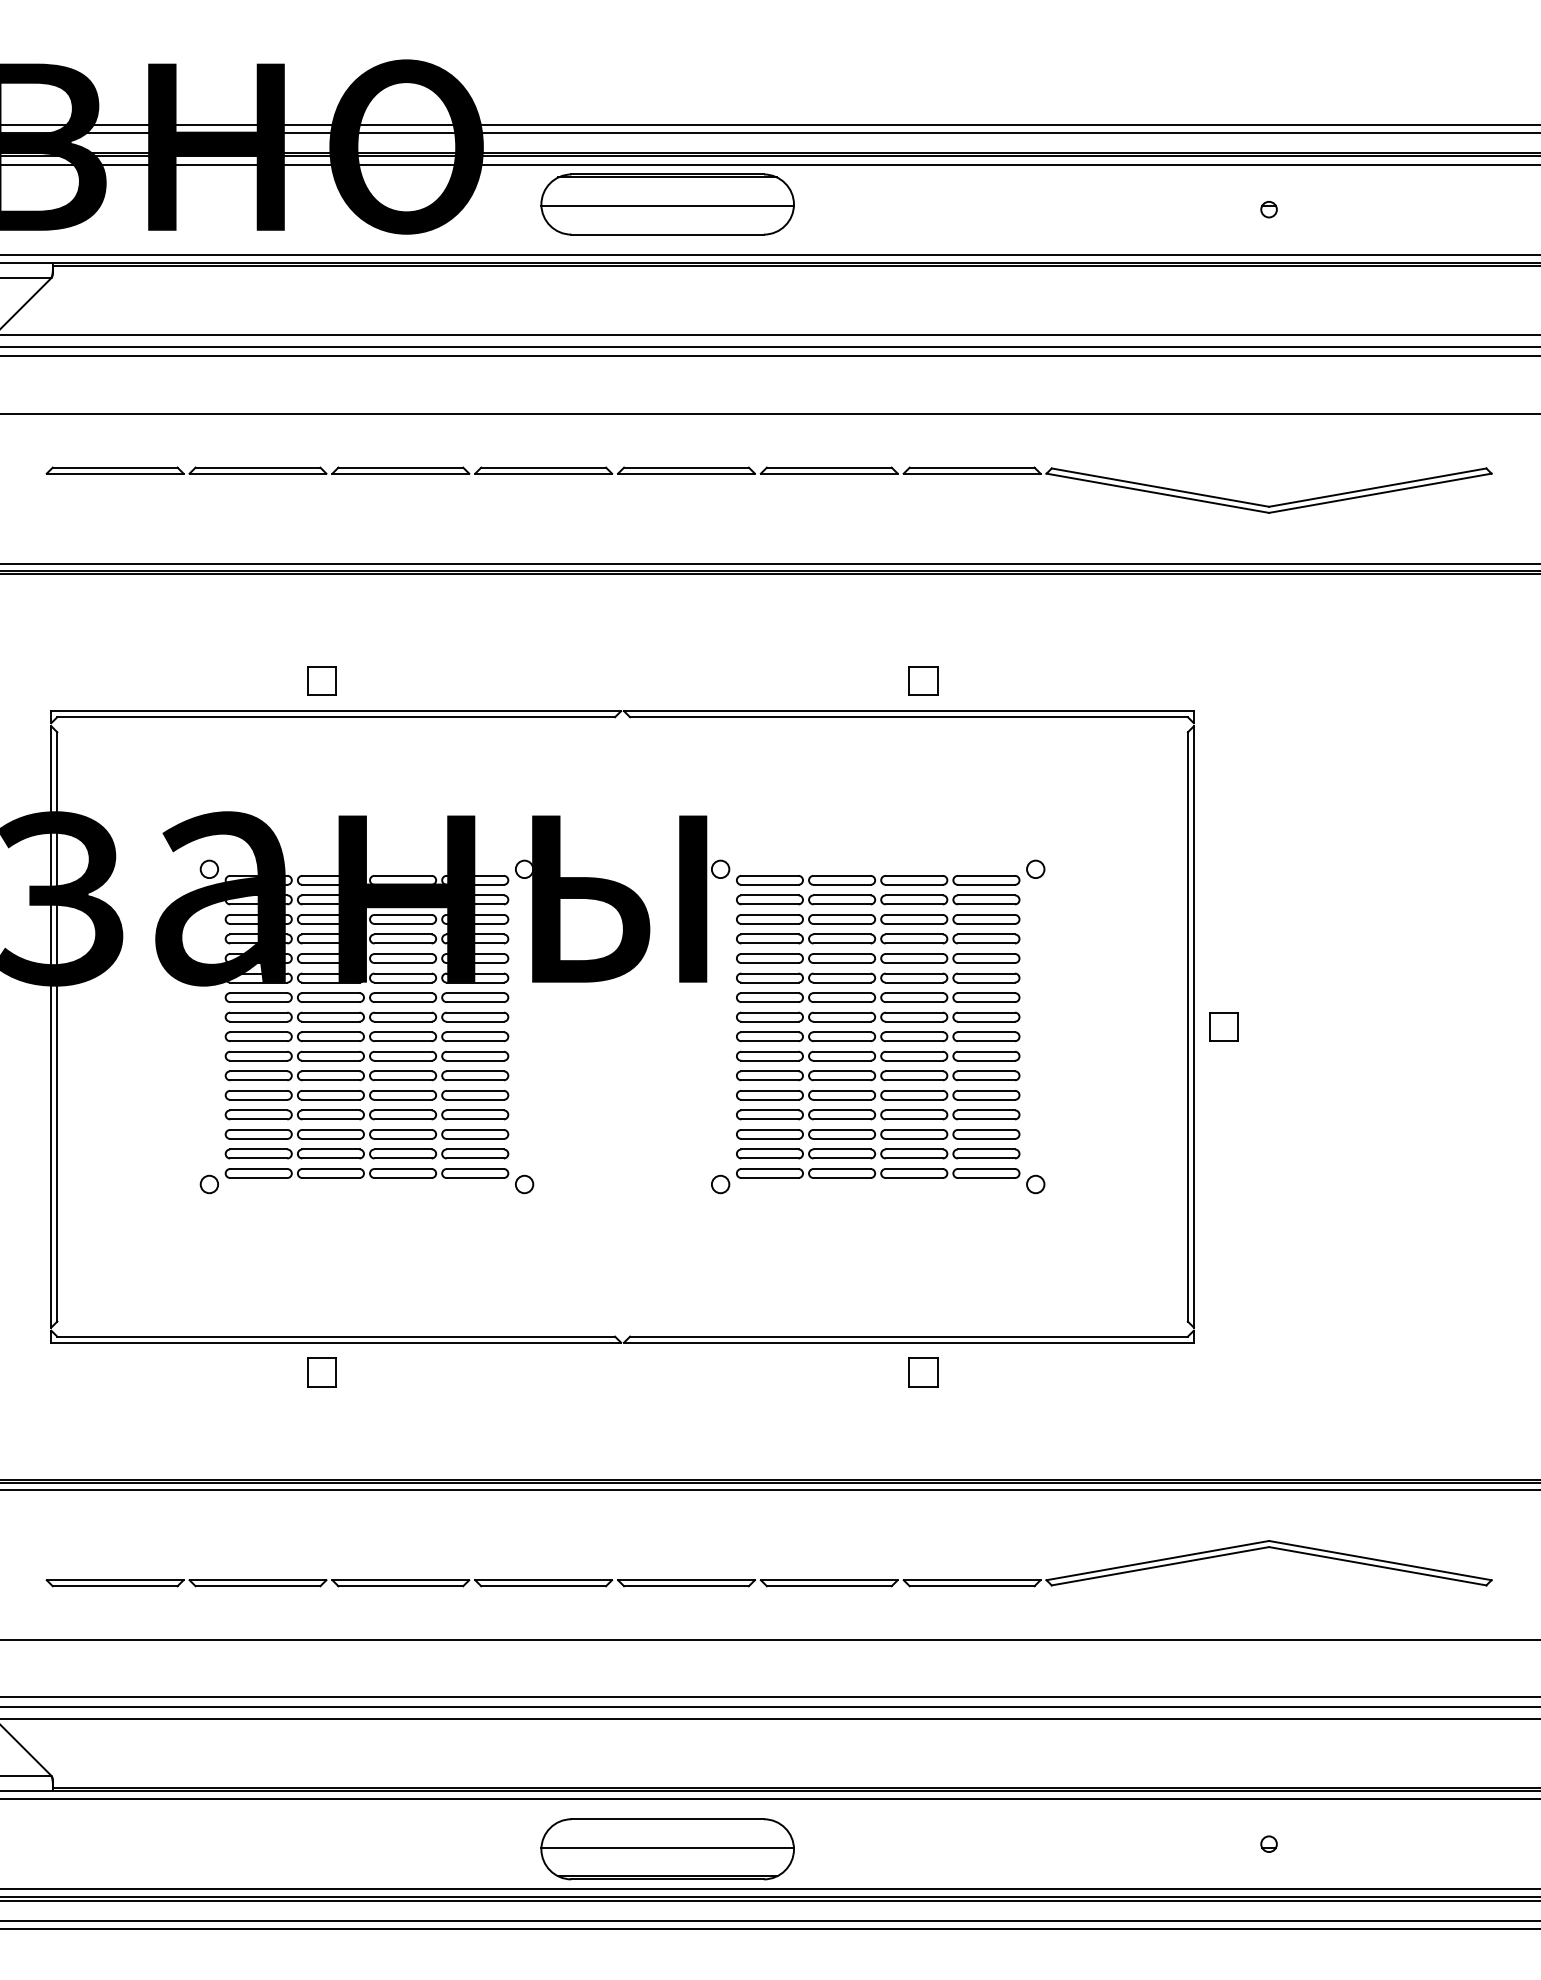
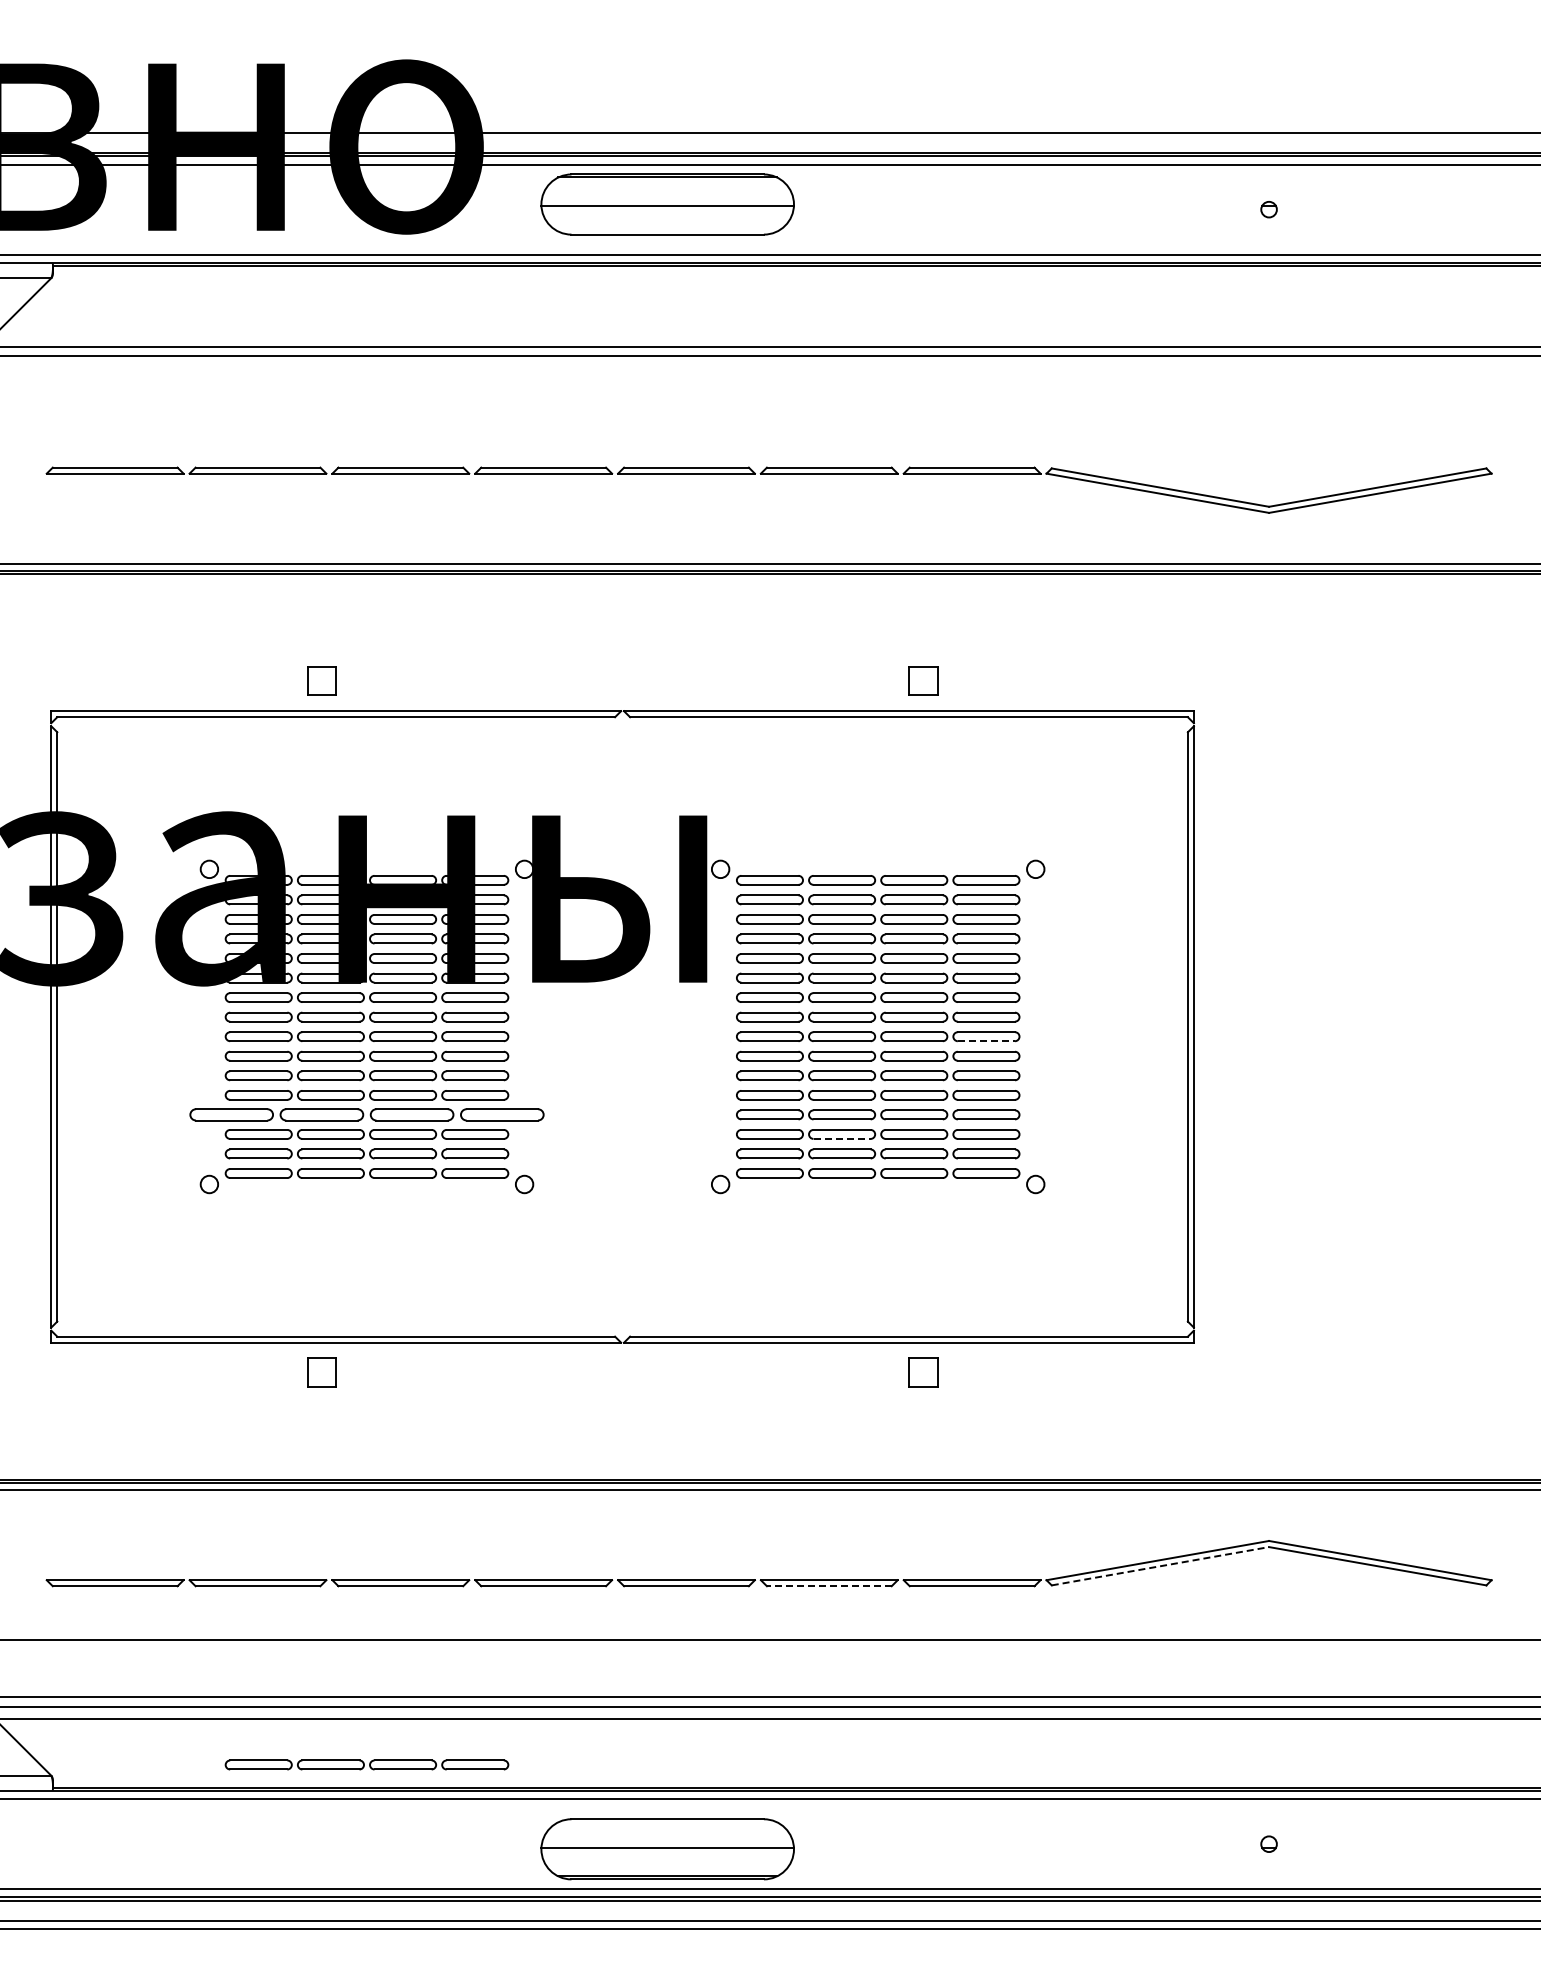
line: present -> none (769, 124)
line: present -> none (769, 335)
line: present -> none (769, 413)
part: present -> none (1223, 1026)
line: solid -> dashed (986, 1041)
part size: 286x12 px -> 356x14 px (366, 1114)
line: solid -> dashed (842, 1138)
line: solid -> dashed (1160, 1566)
line: solid -> dashed (828, 1586)
part: none -> present (366, 1764)
